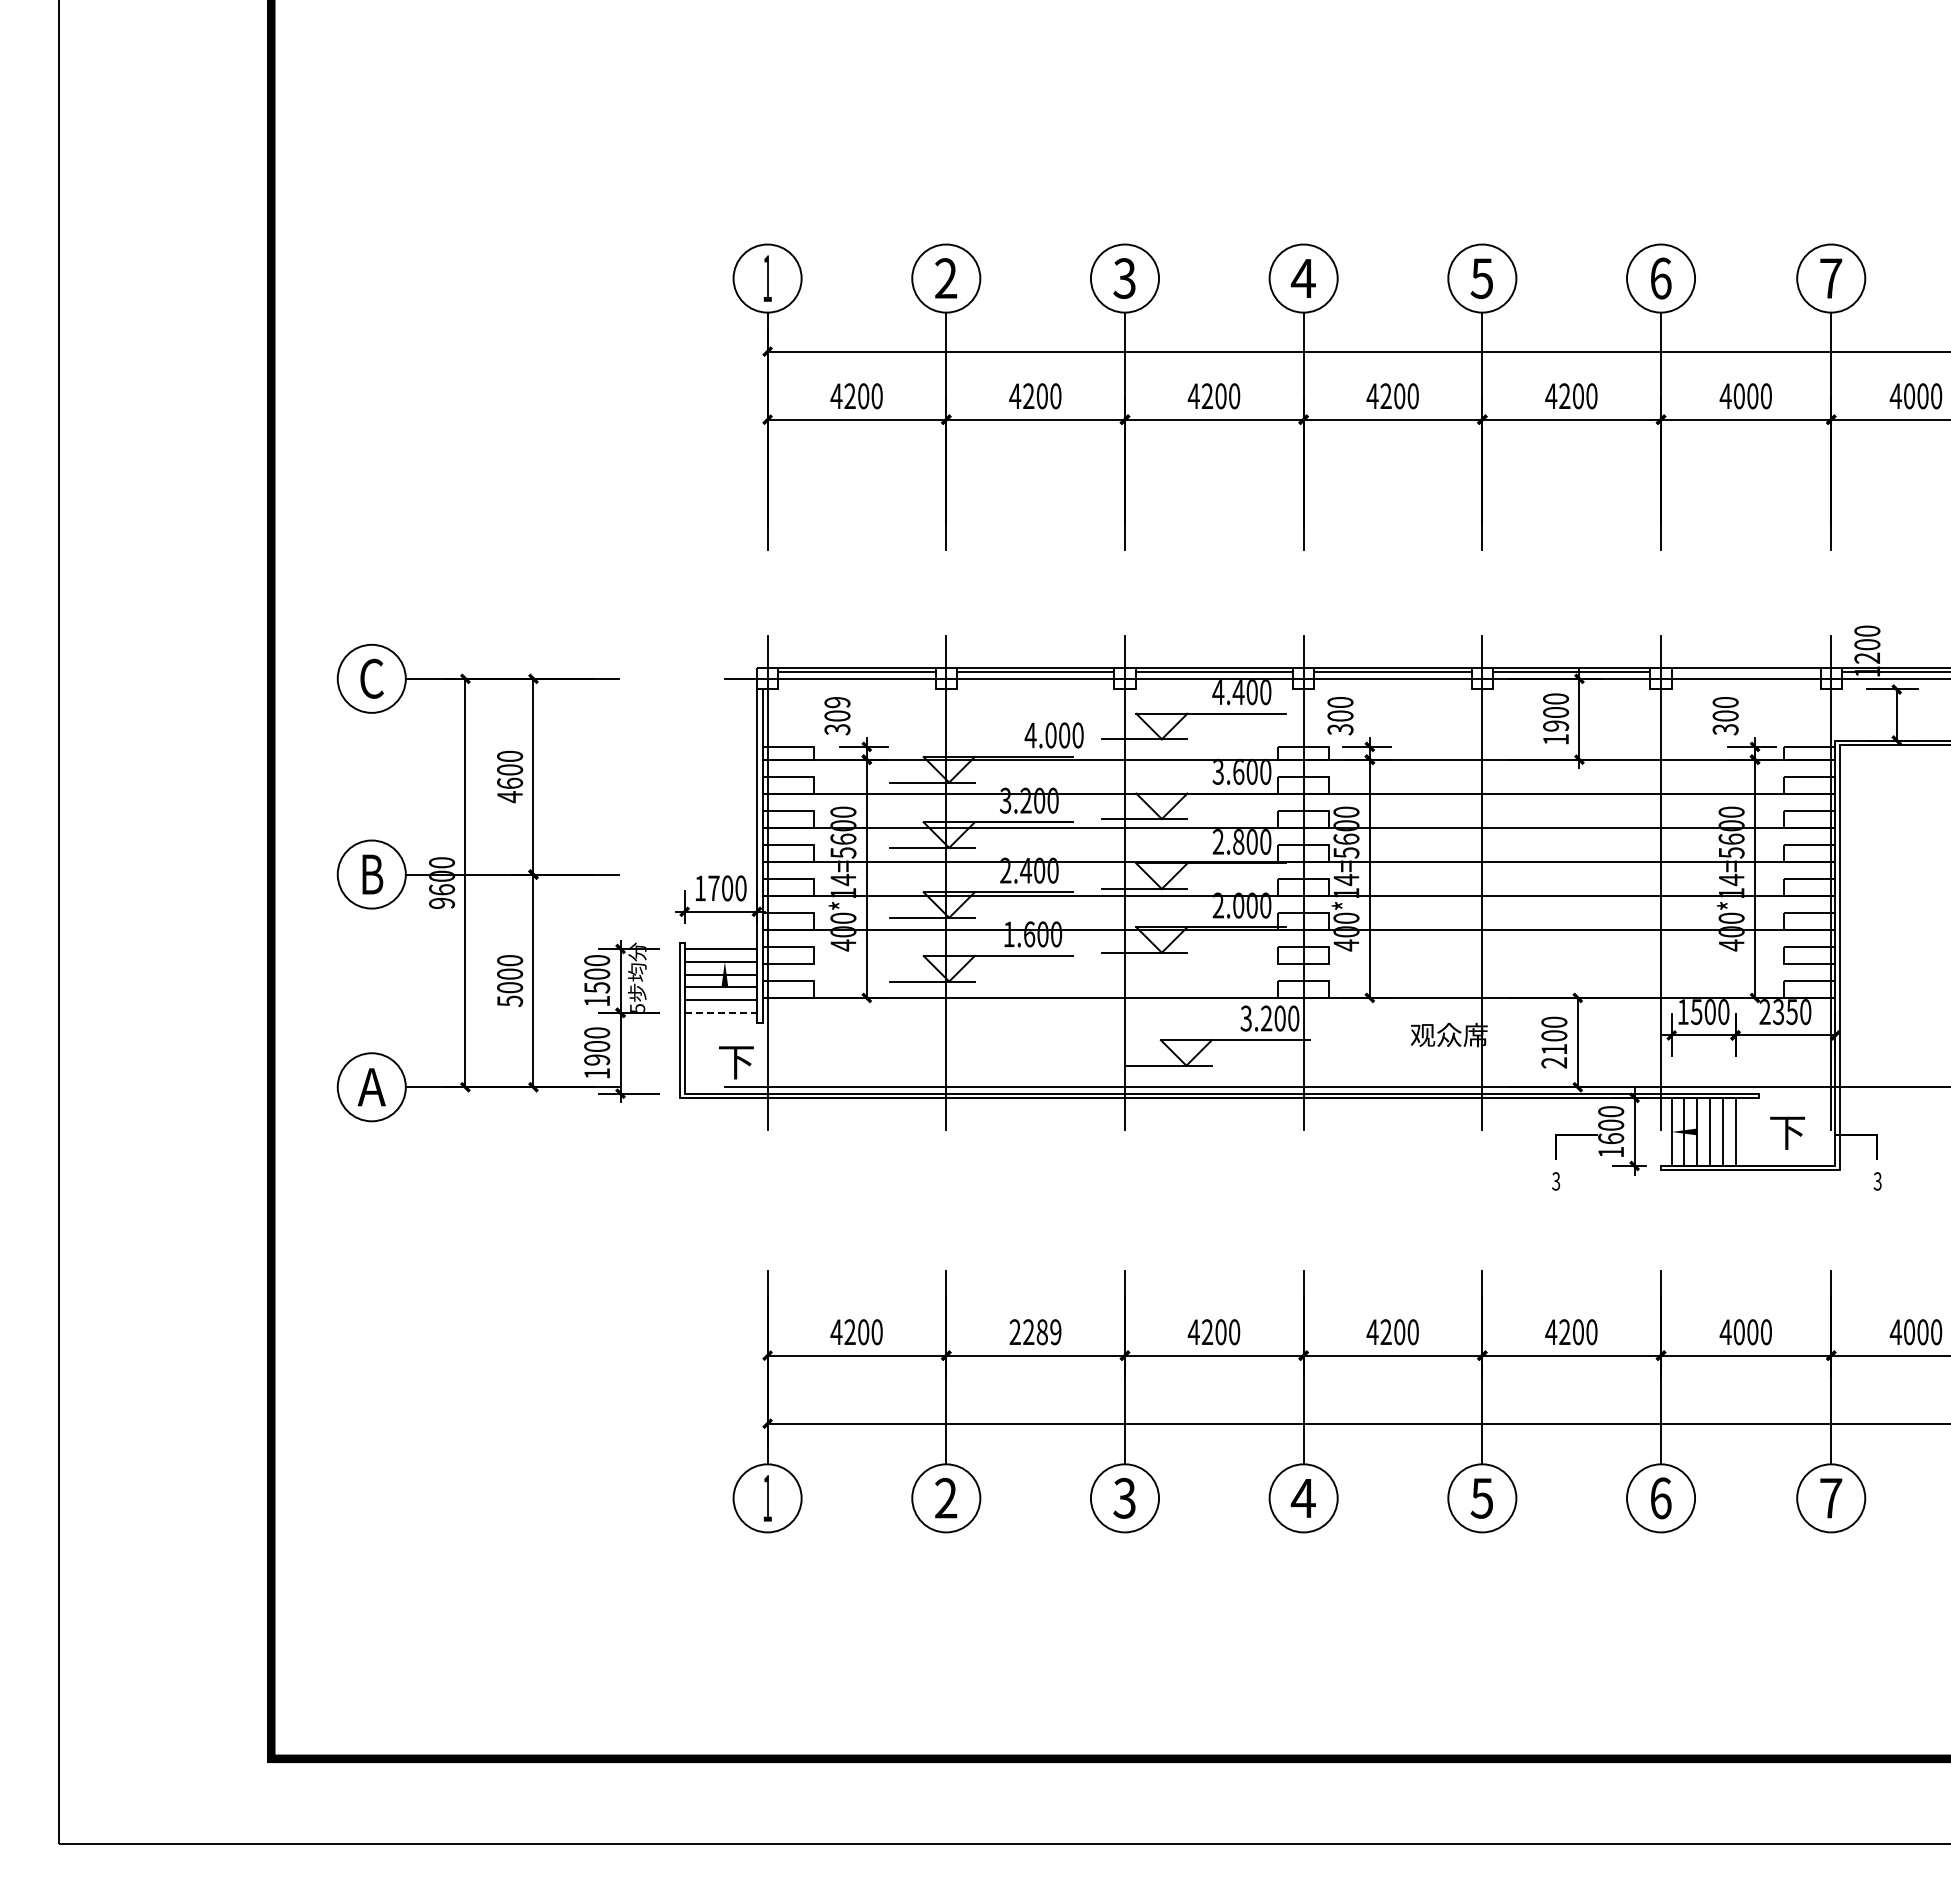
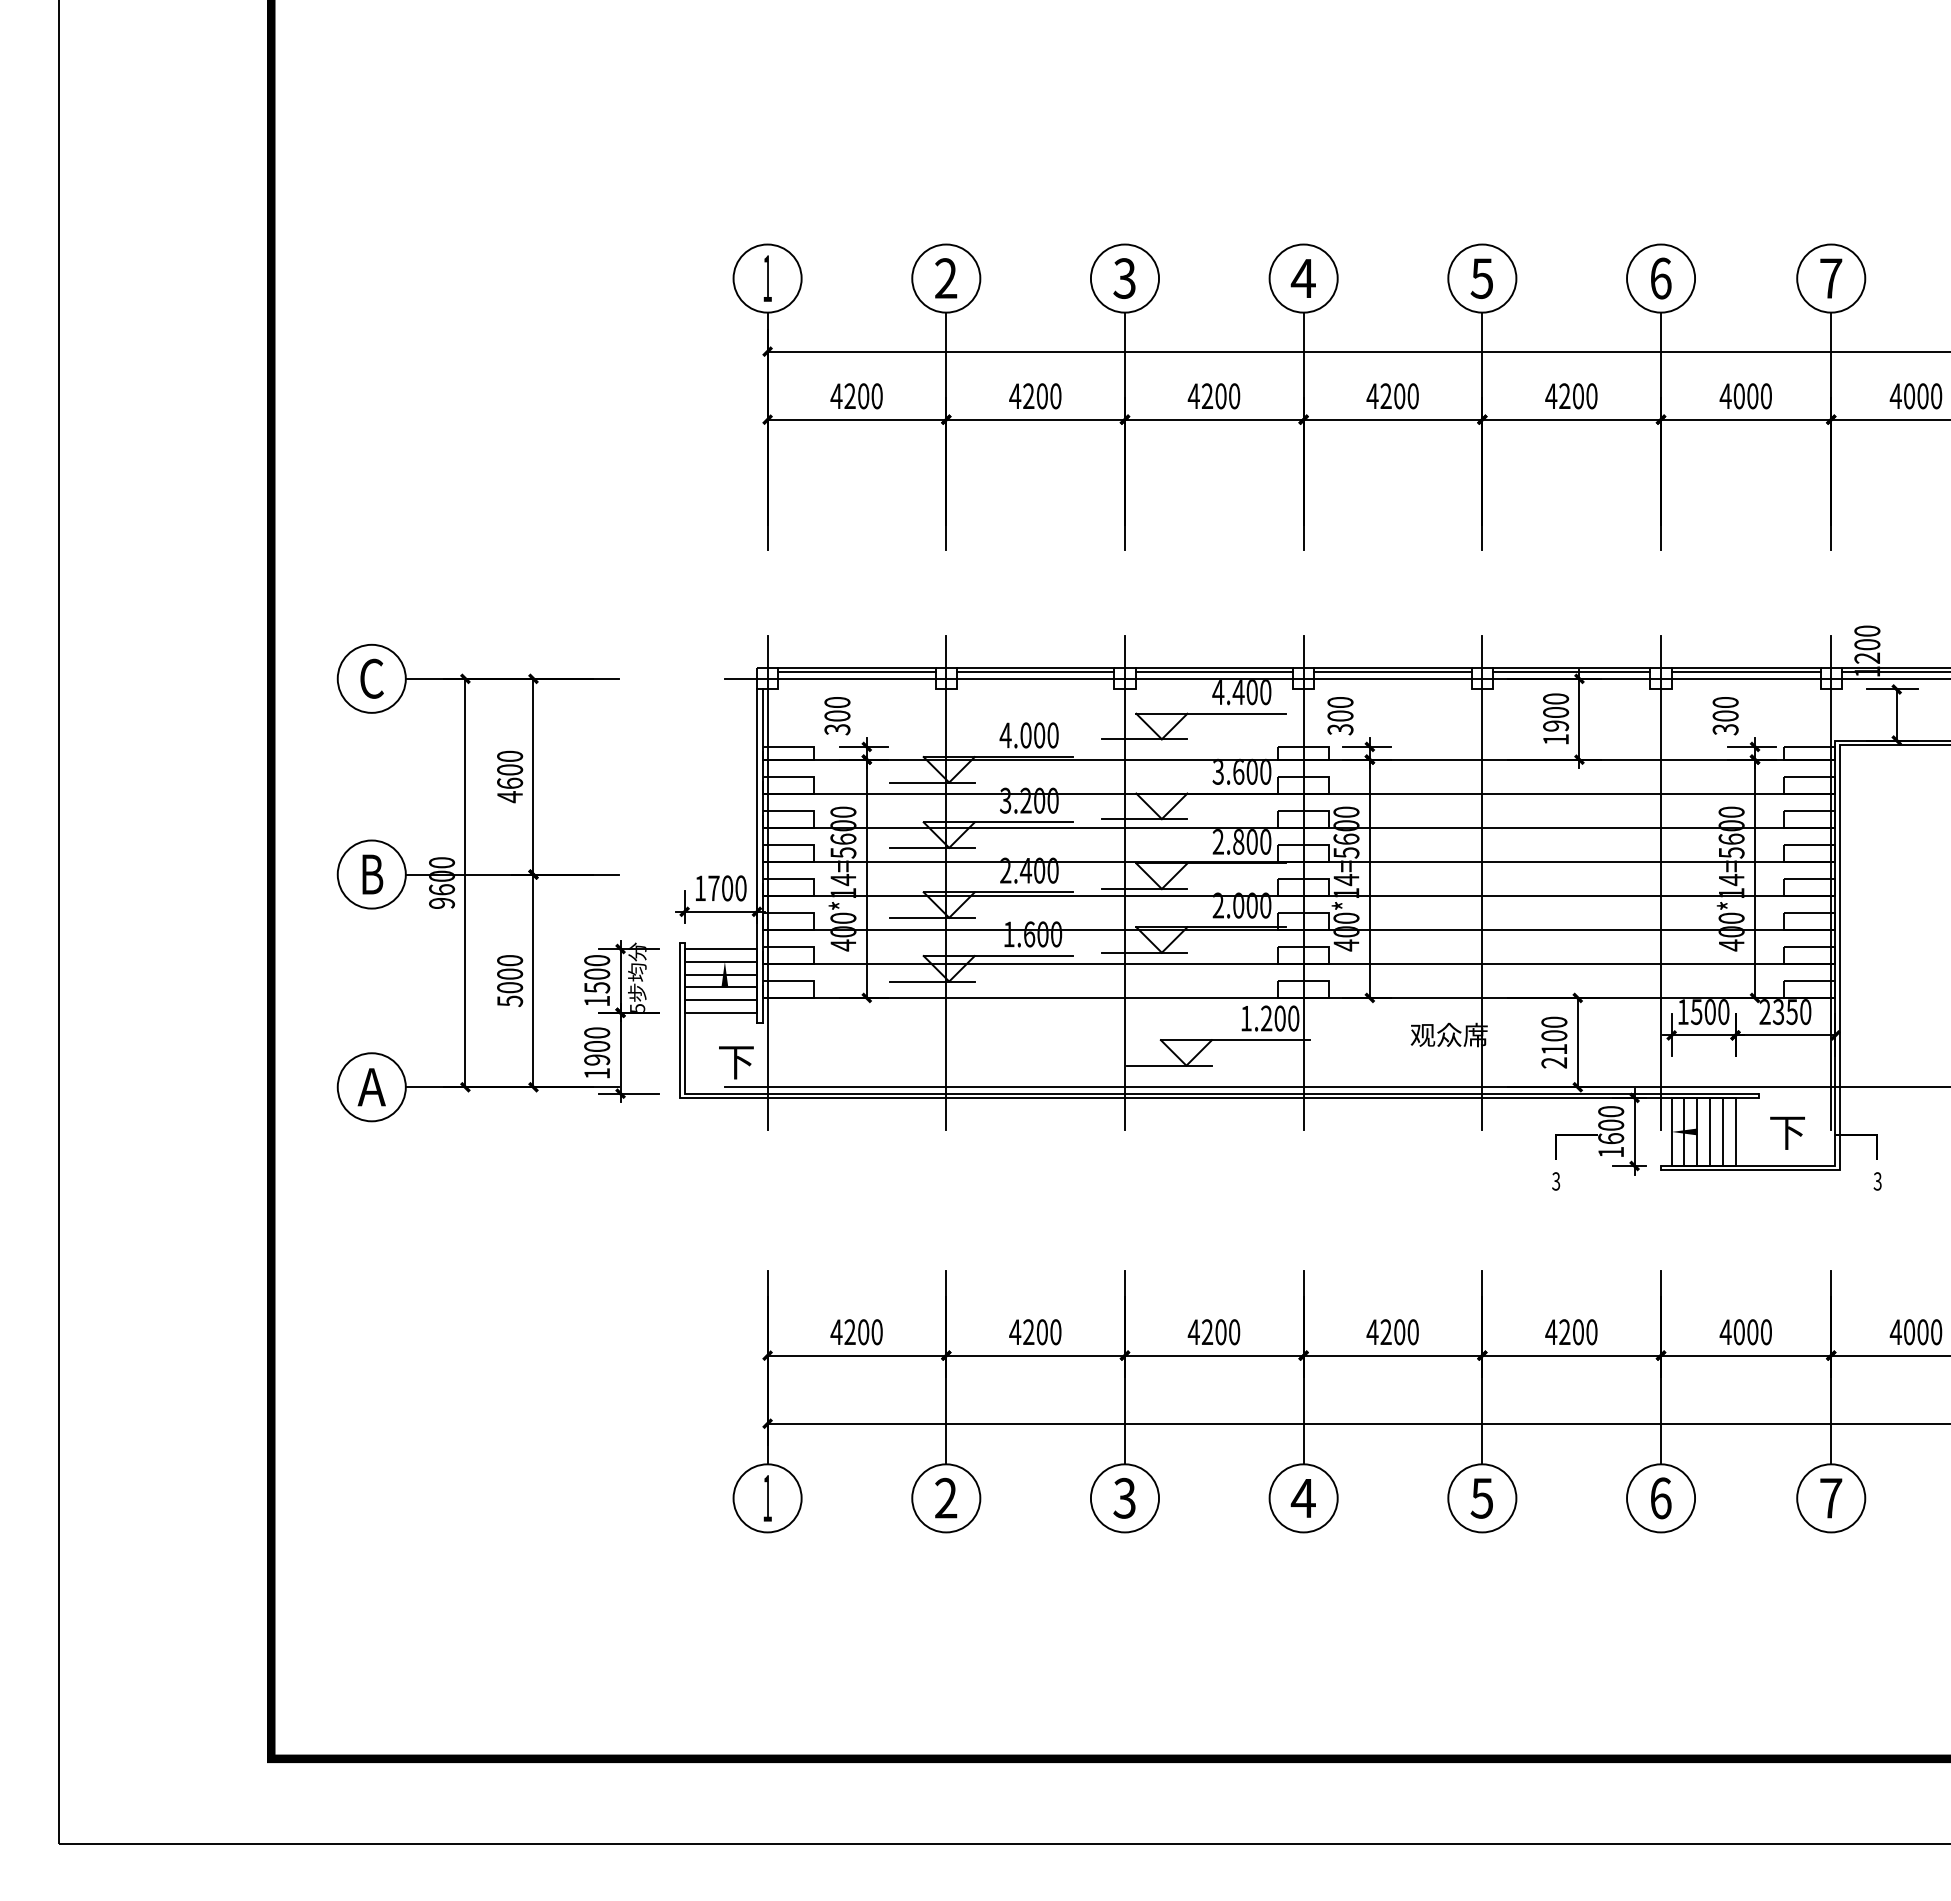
line: none -> present (1745, 672)
text: 309 -> 300 (837, 702)
text position: (1053, 735) -> (1028, 735) (1028, 735)
line: none -> present (1299, 963)
line: dashed -> solid (721, 1012)
text: 3.200 -> 1.200 (1245, 1018)
text: 2289 -> 4200 (1035, 1332)
